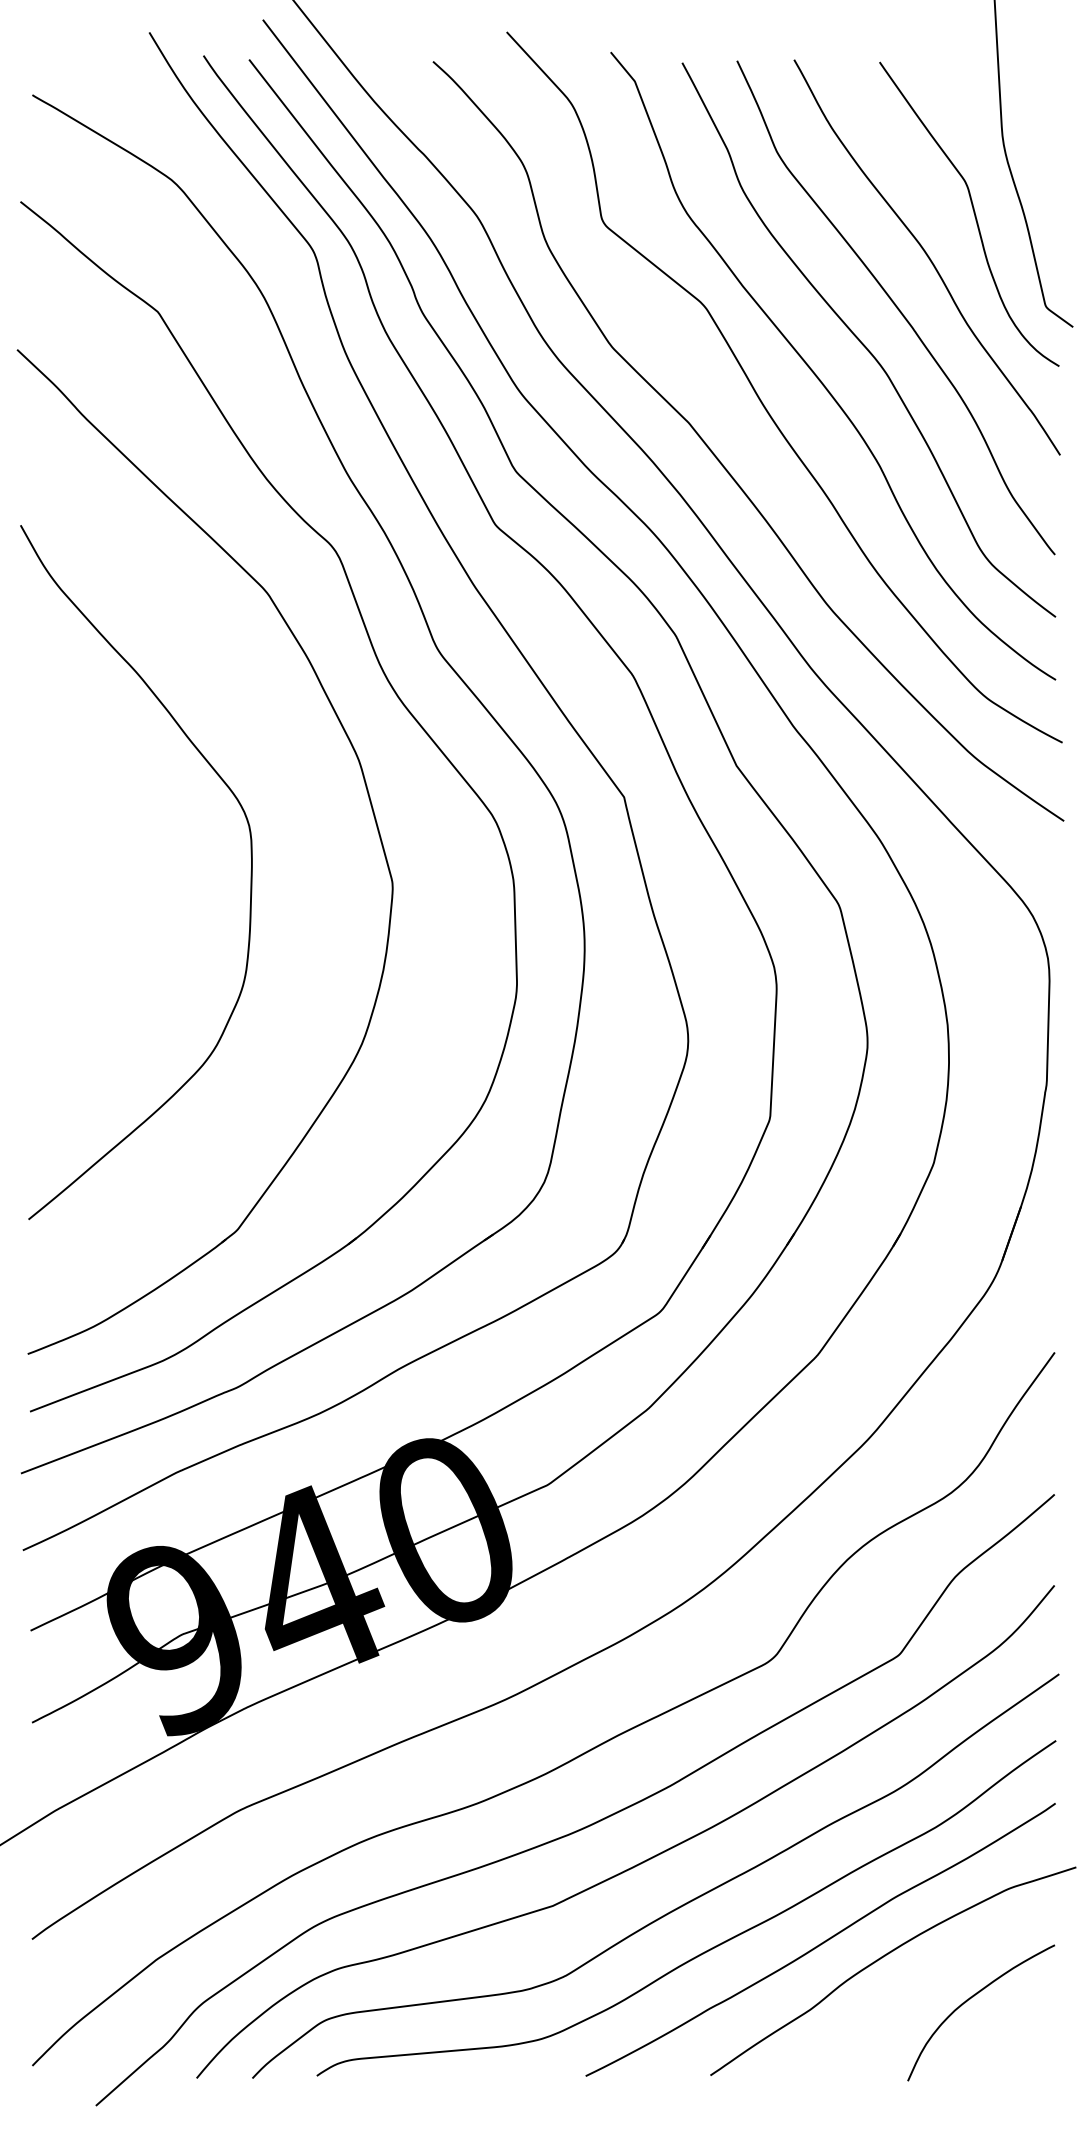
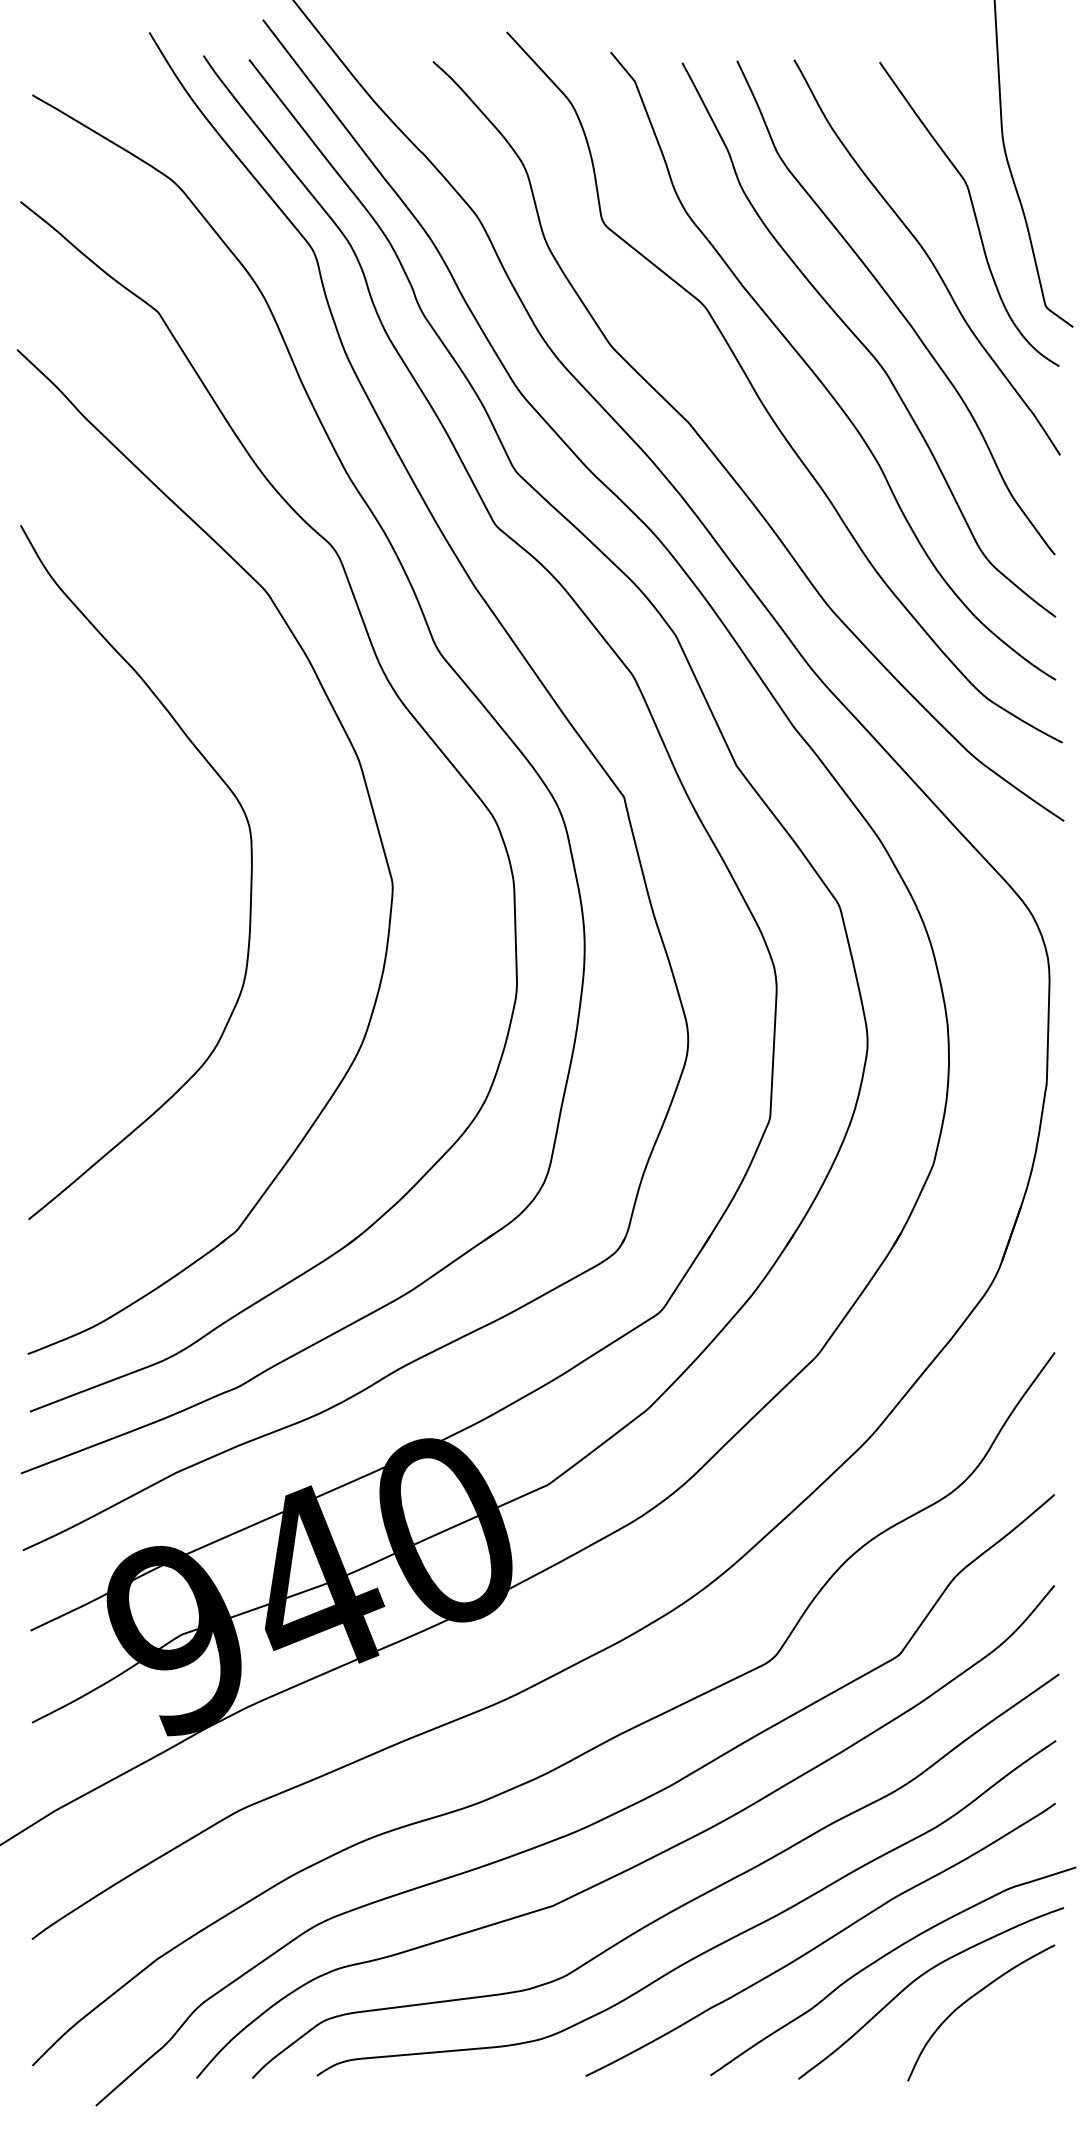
curve: none -> present (919, 1978)
